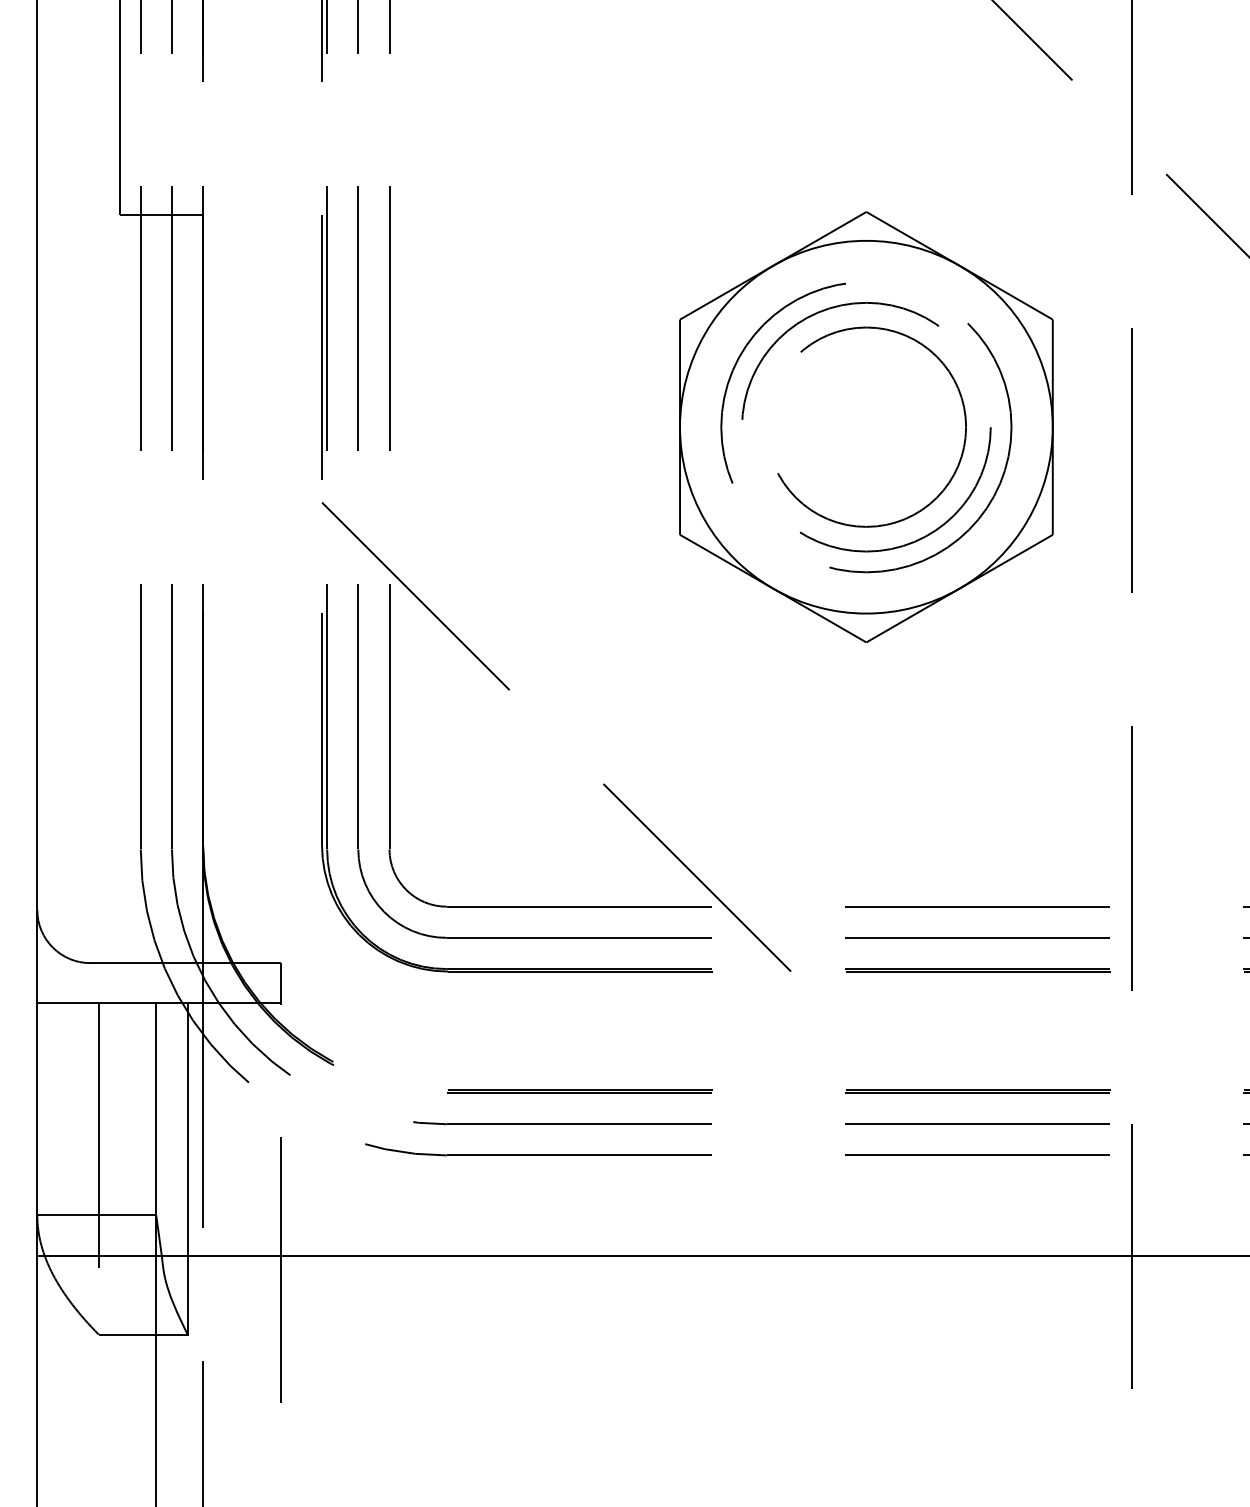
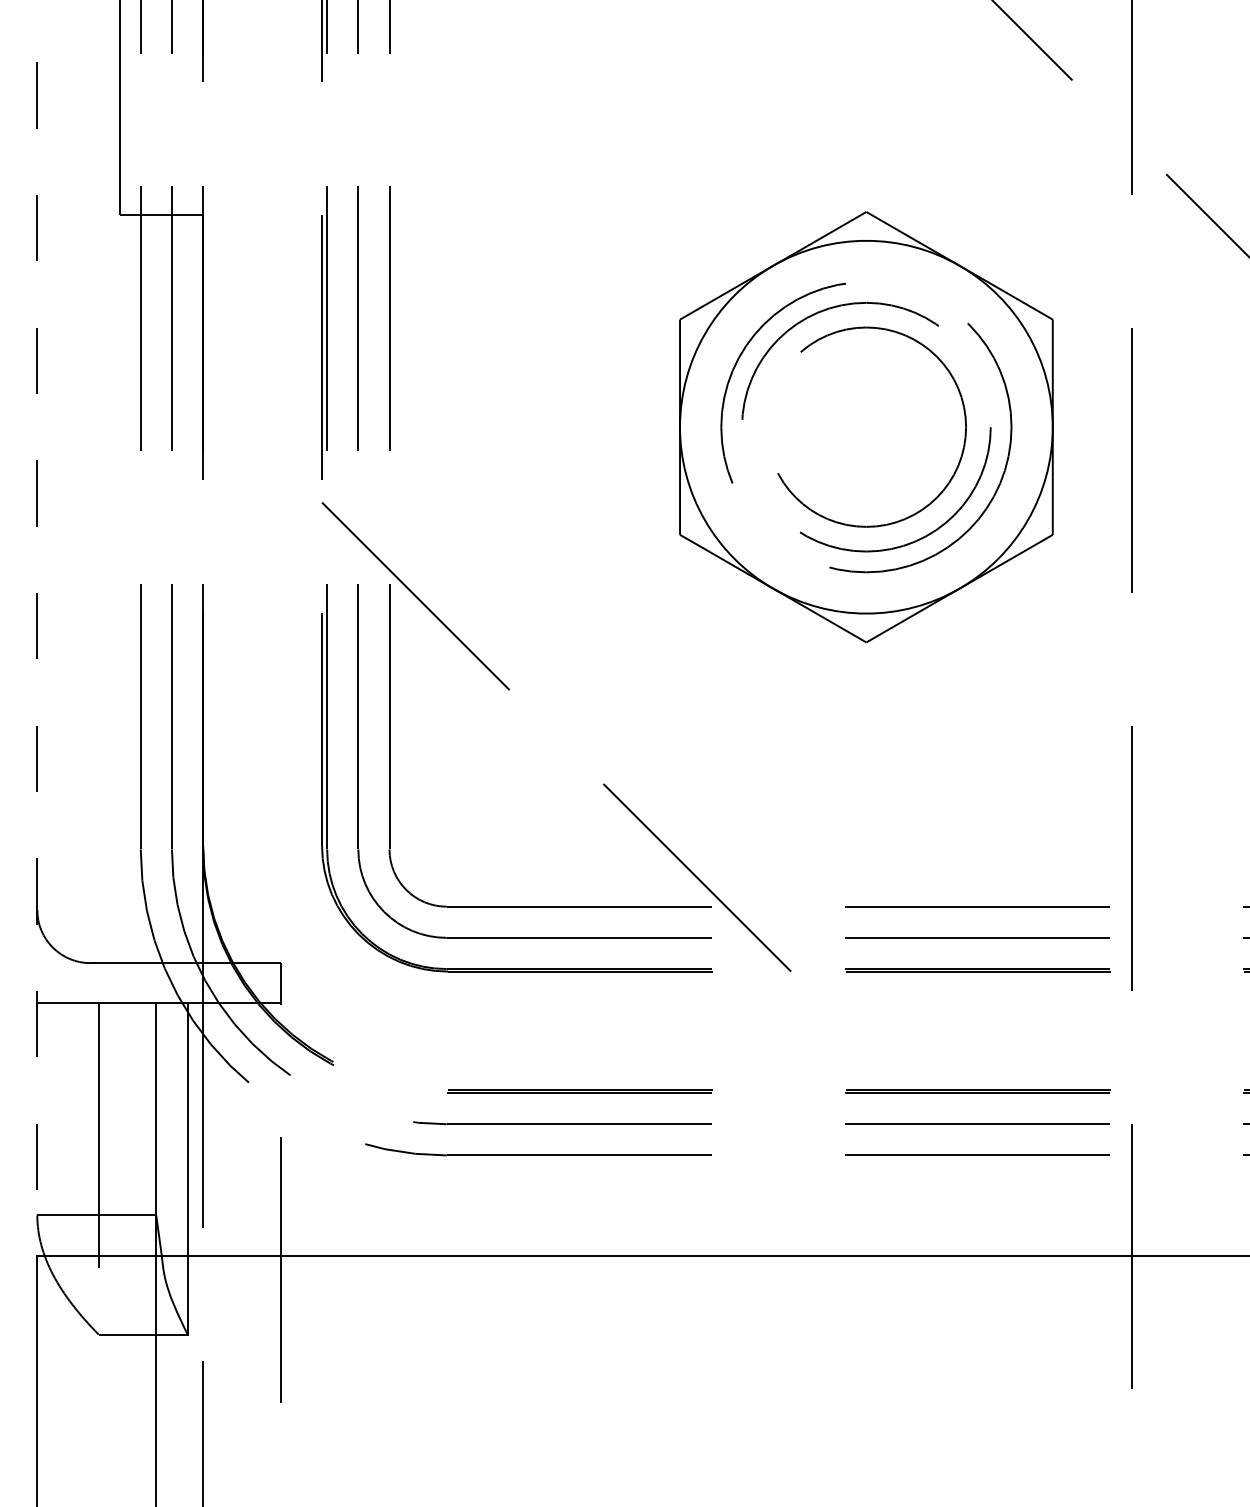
line: solid -> dashed (37, 628)
